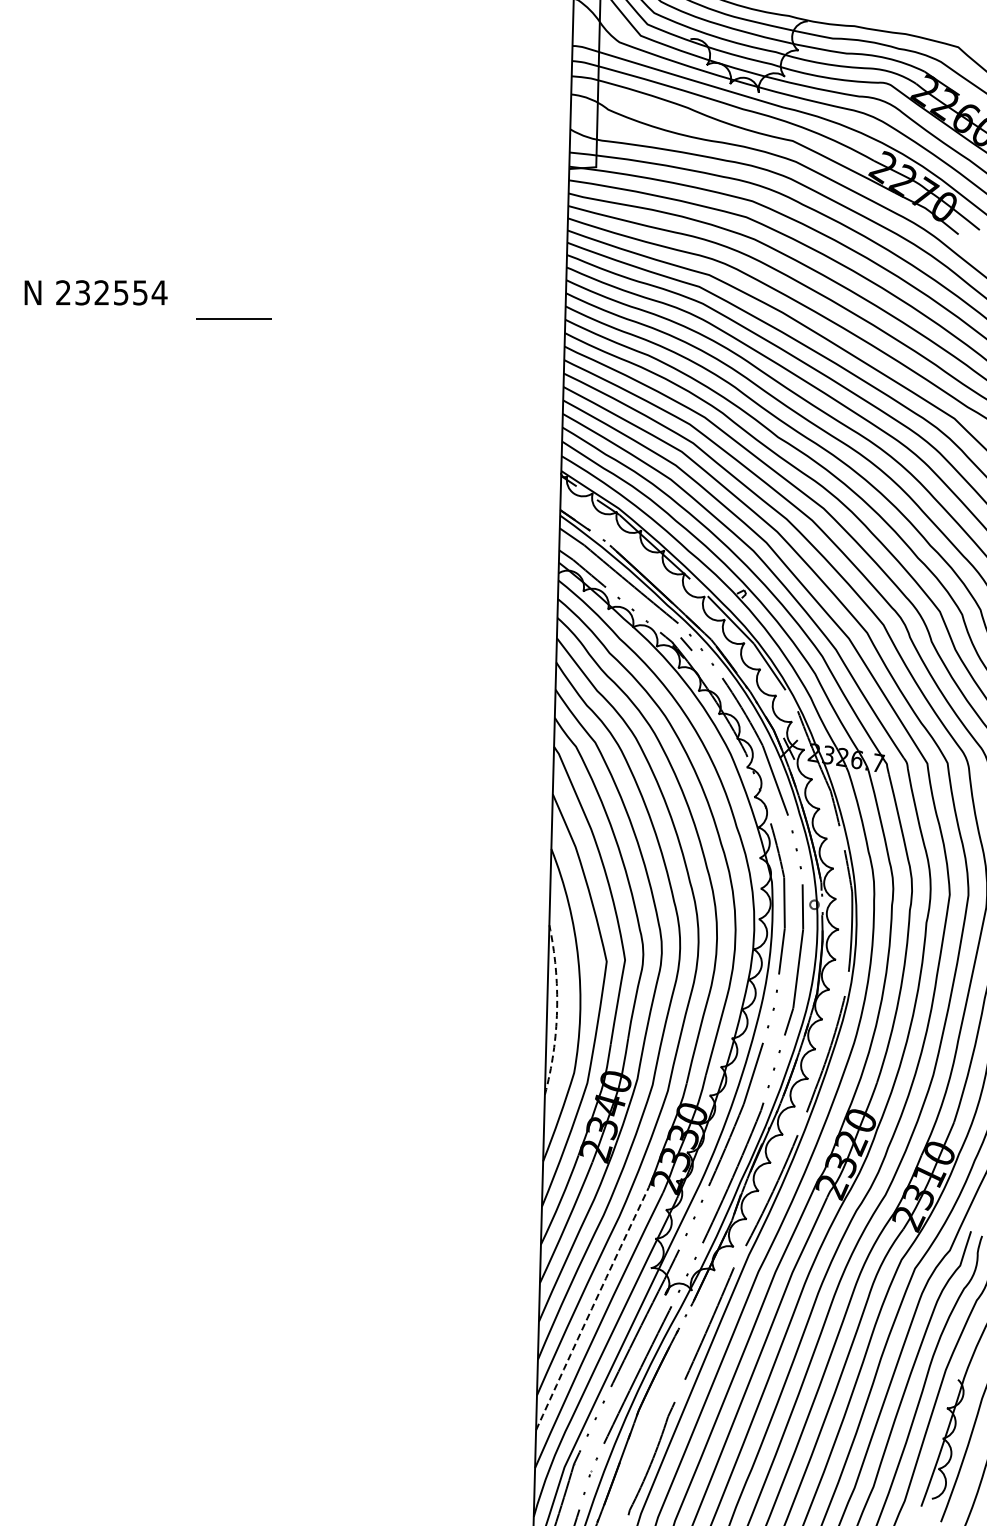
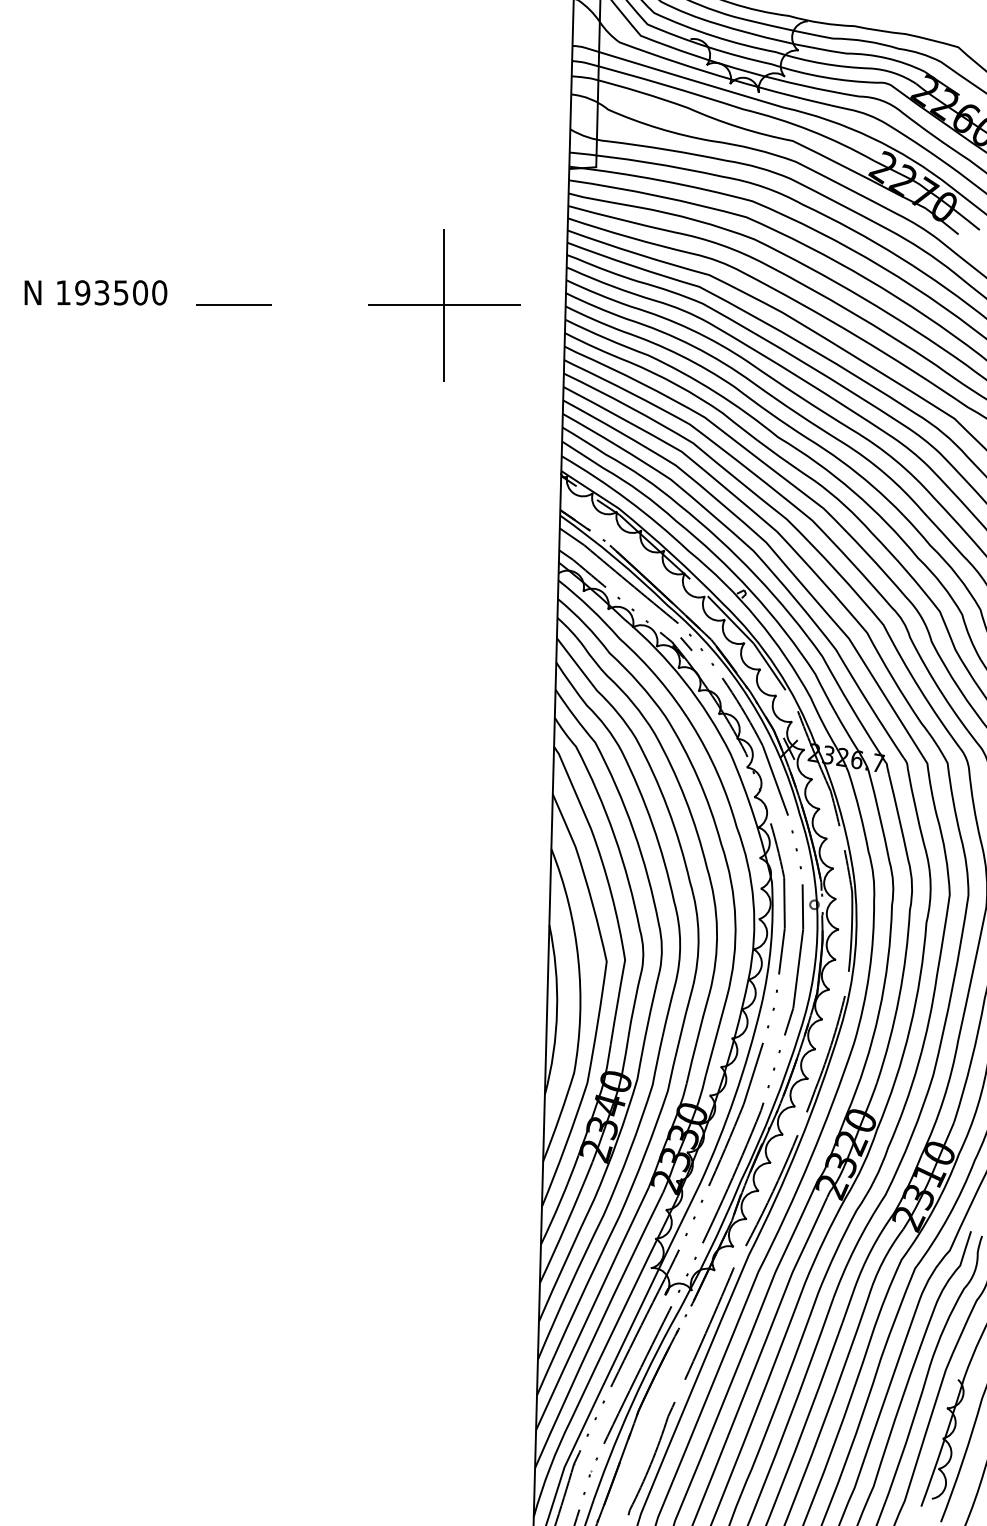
text: 232554 -> 193500 (111, 292)
part: none -> present (444, 305)
line position: (233, 318) -> (233, 304) (233, 304)
line: dashed -> solid (557, 1010)
line: dashed -> solid (591, 1308)
